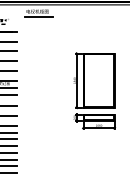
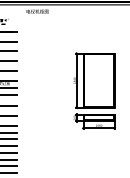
line: present -> none (38, 17)
